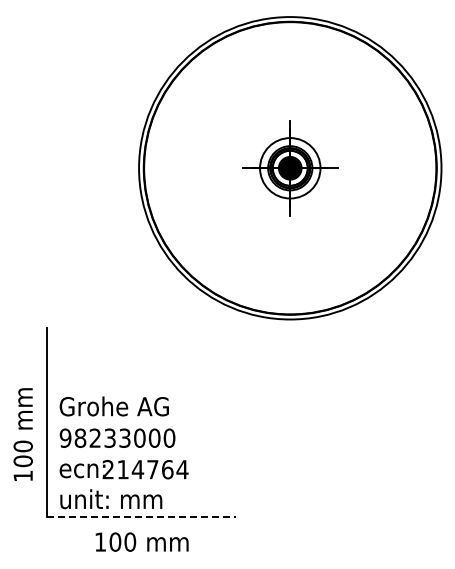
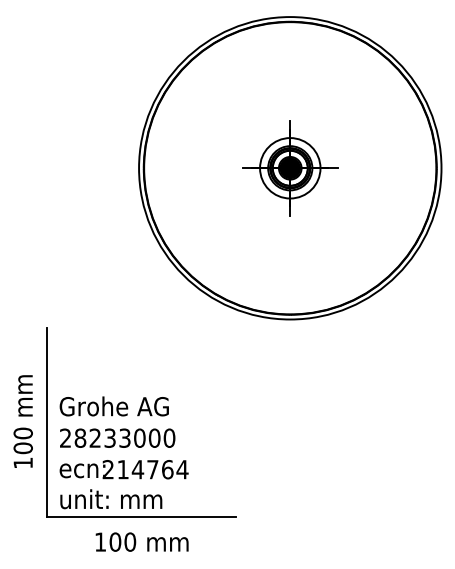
text position: (22, 434) -> (22, 421) (22, 421)
text: 98233000 -> 28233000 (65, 437)
line: dashed -> solid (141, 517)
